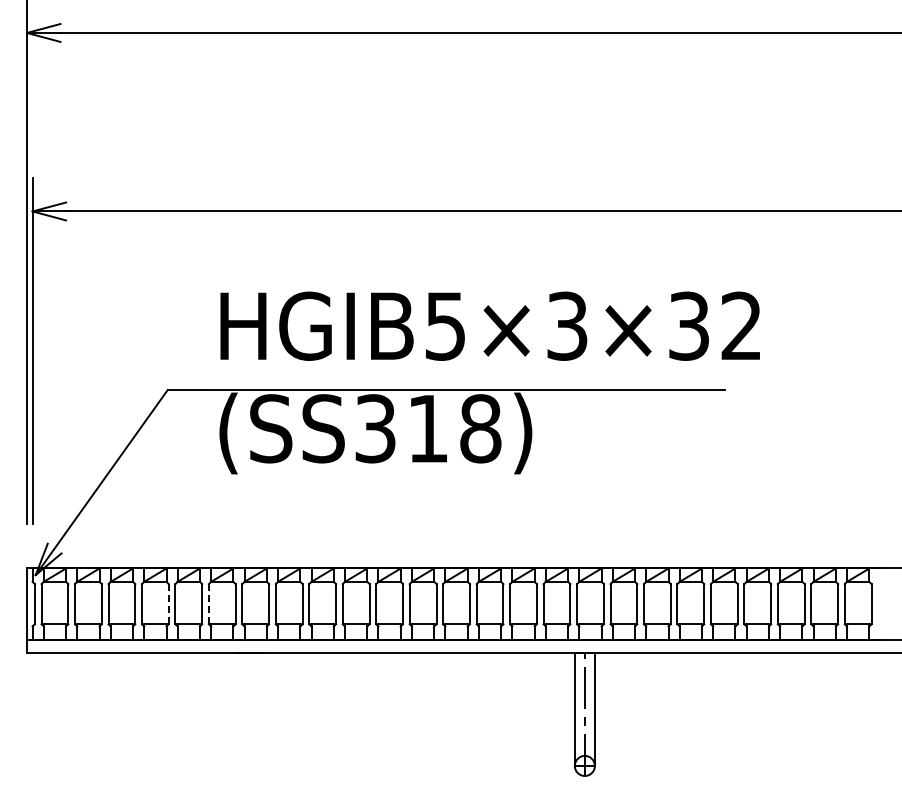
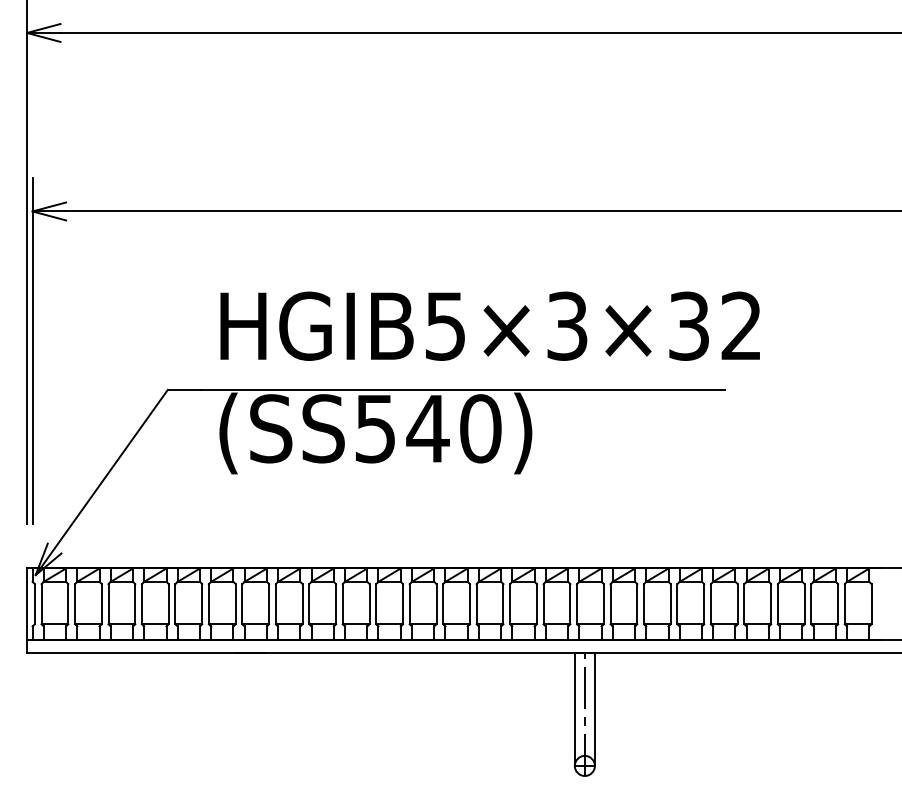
text: (SS318) -> (SS540) (428, 428)
line: dashed -> solid (168, 604)
line: dashed -> solid (208, 604)
